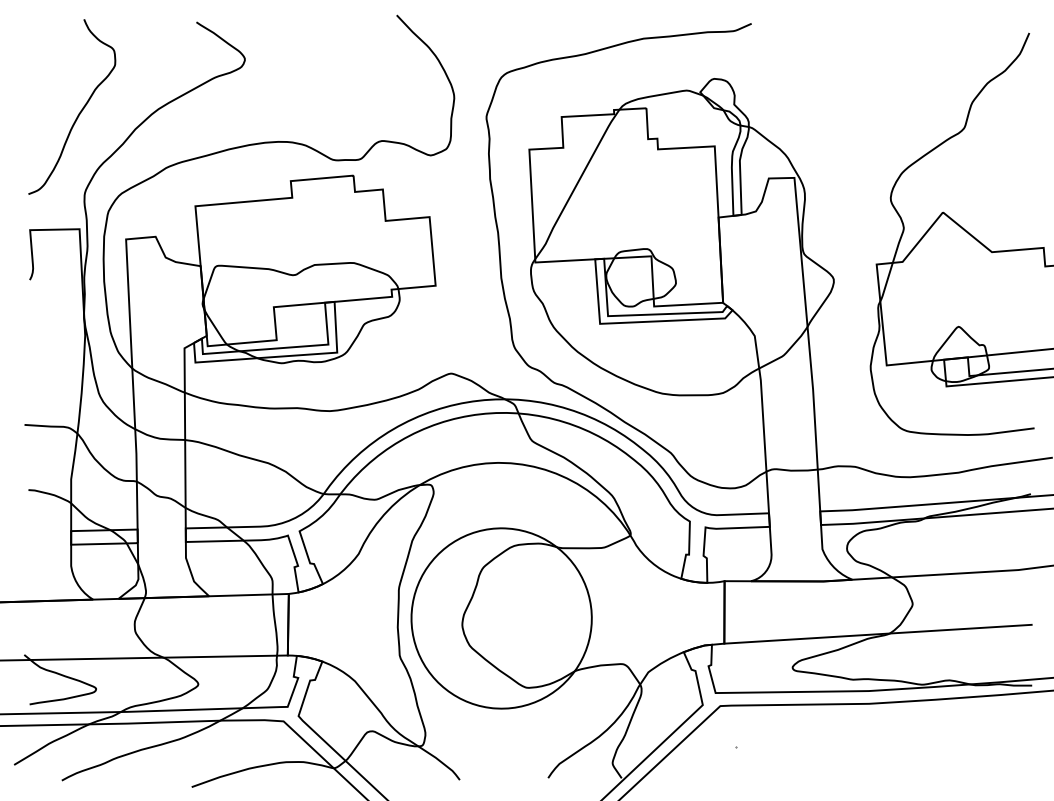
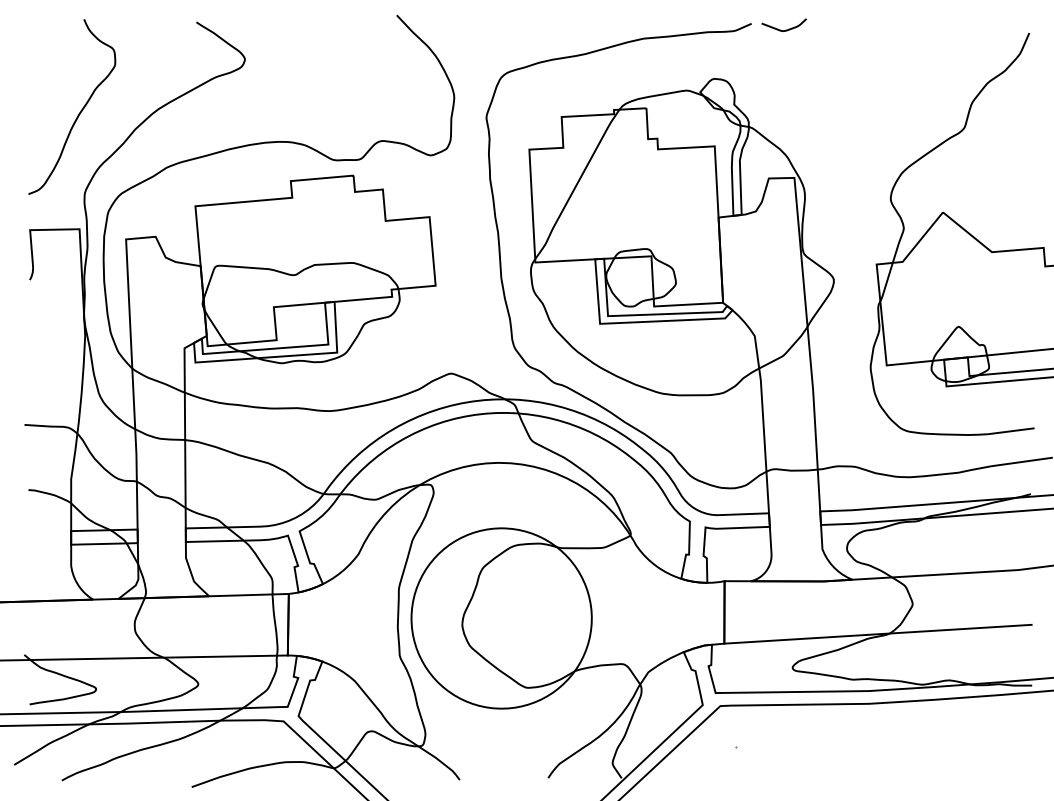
curve: none -> present (785, 29)
